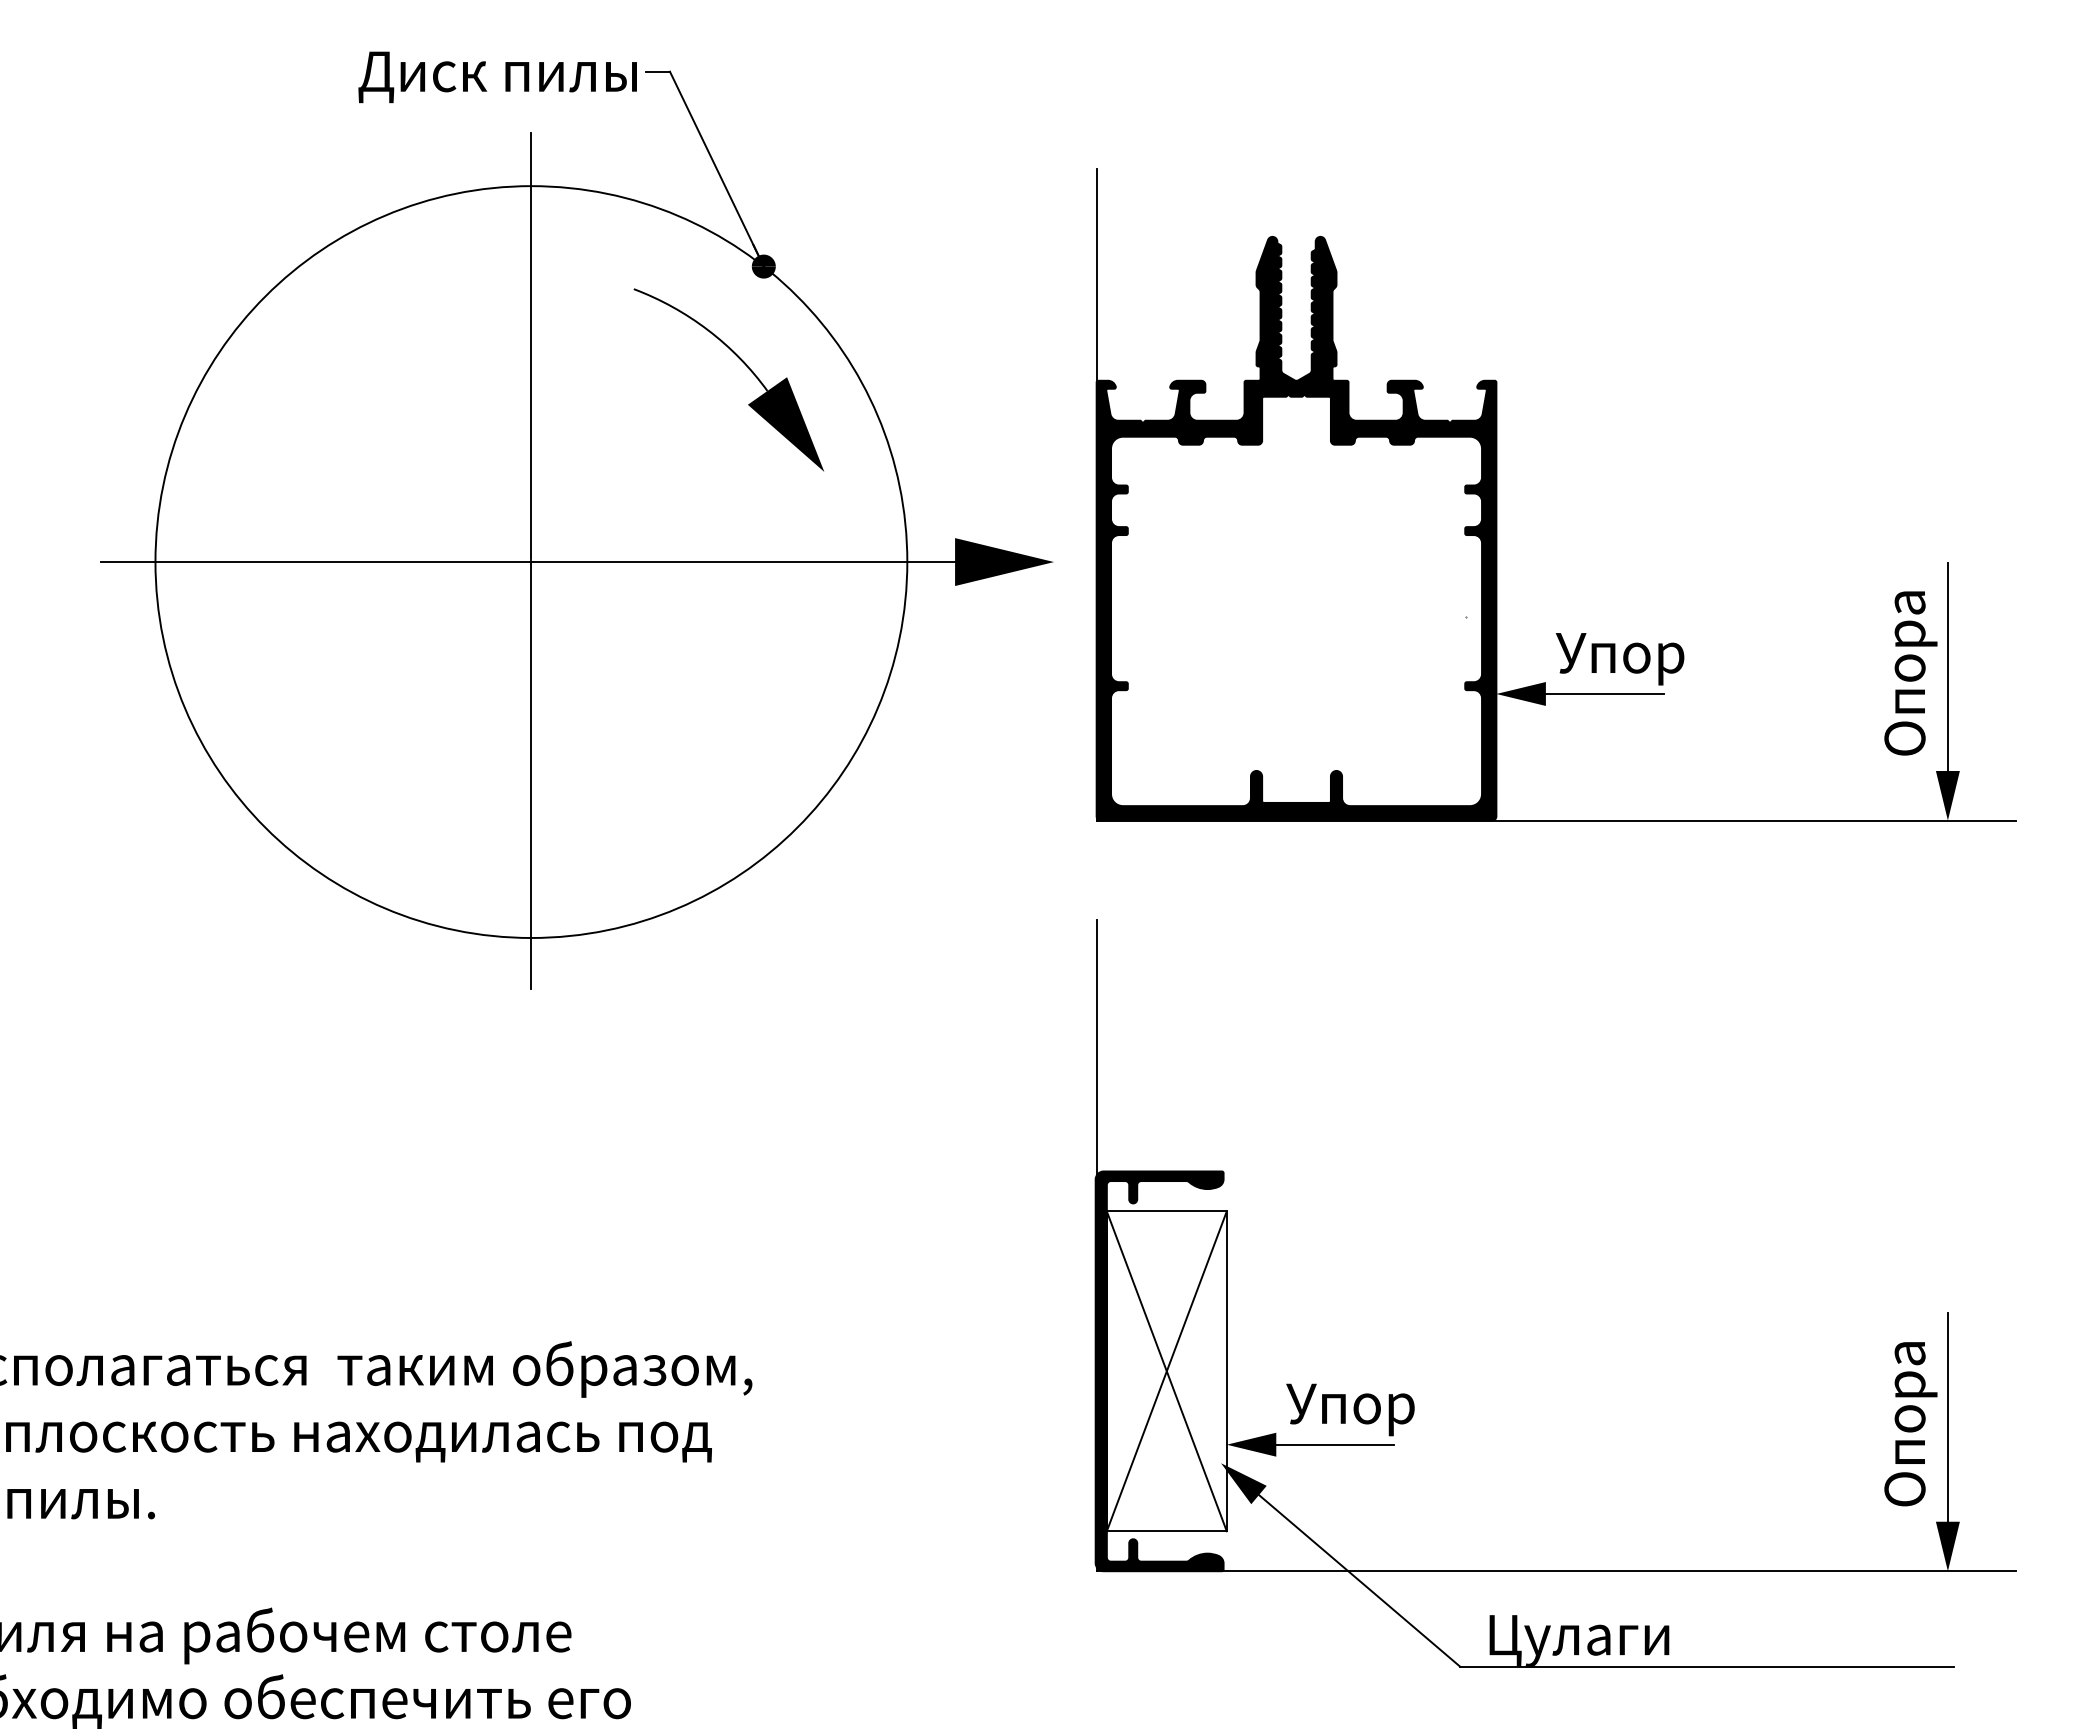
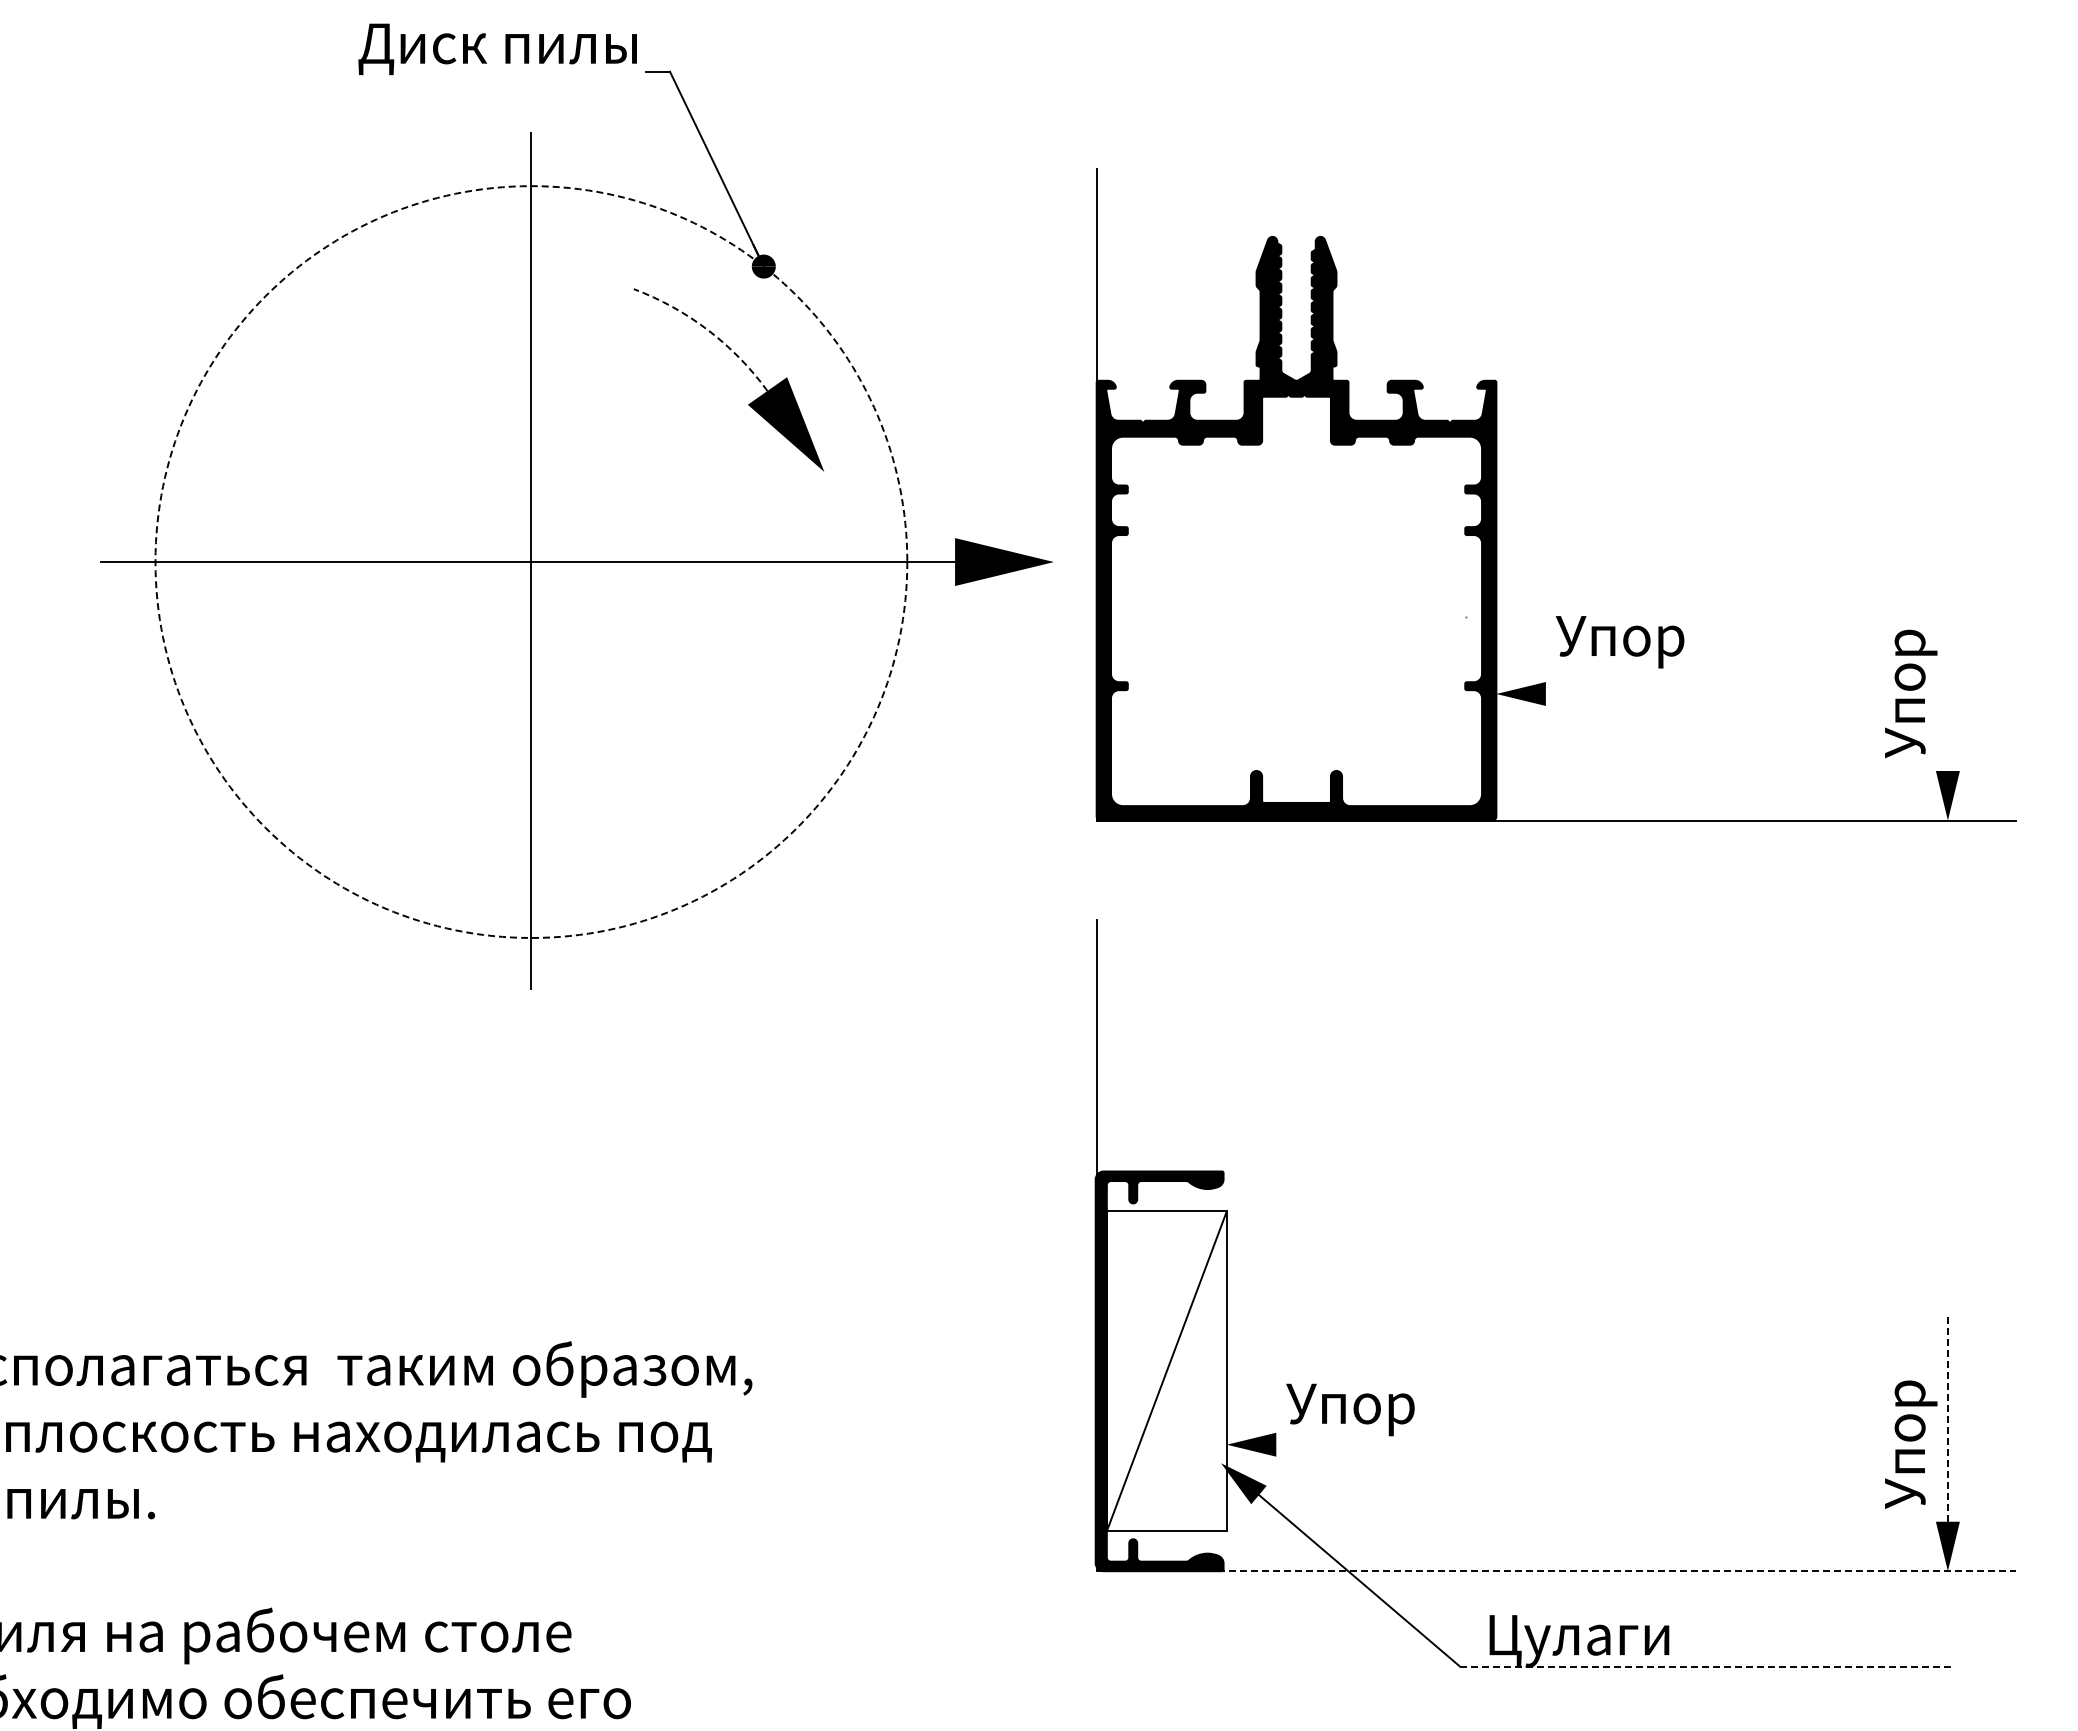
text position: (497, 77) -> (497, 49) (497, 49)
arc: solid -> dashed (708, 330)
circle: solid -> dashed (531, 561)
text position: (1619, 659) -> (1619, 642) (1619, 642)
line: present -> none (1947, 666)
text: Опора -> Упор (1910, 674)
line: present -> none (1604, 693)
line: present -> none (1166, 1371)
line: solid -> dashed (1947, 1417)
text: Опора -> Упор (1910, 1425)
line: present -> none (1335, 1444)
line: solid -> dashed (1556, 1571)
line: solid -> dashed (1707, 1666)
